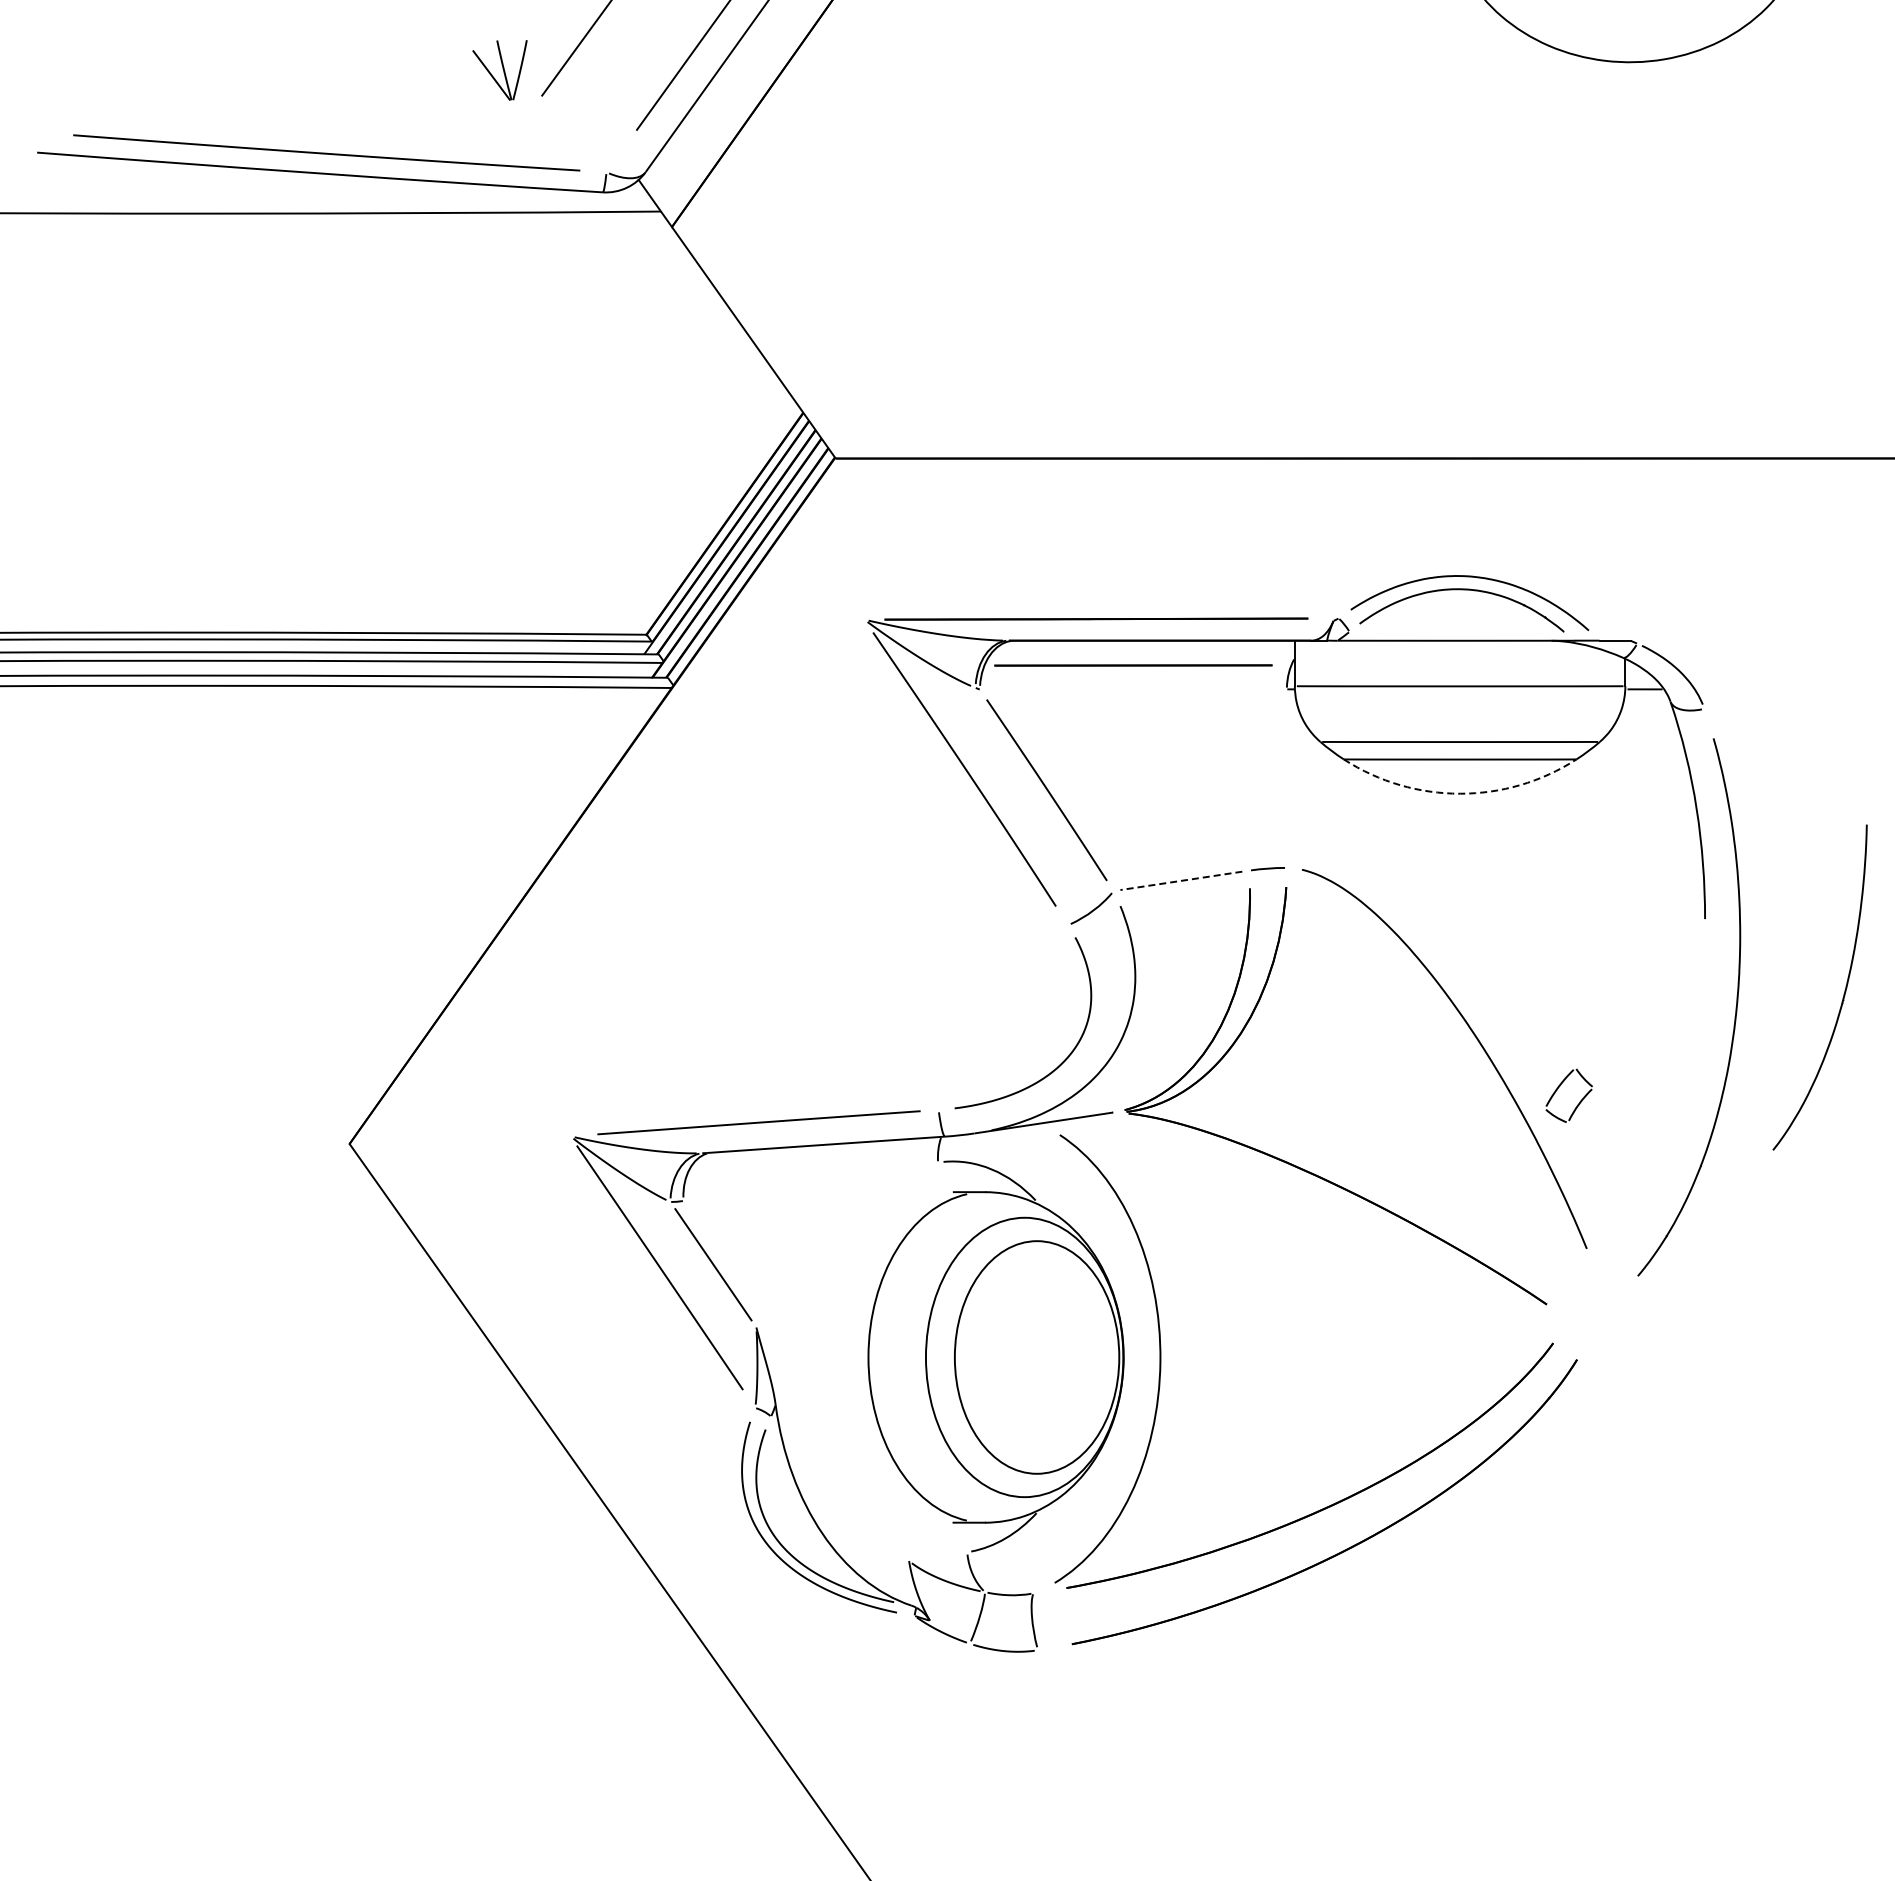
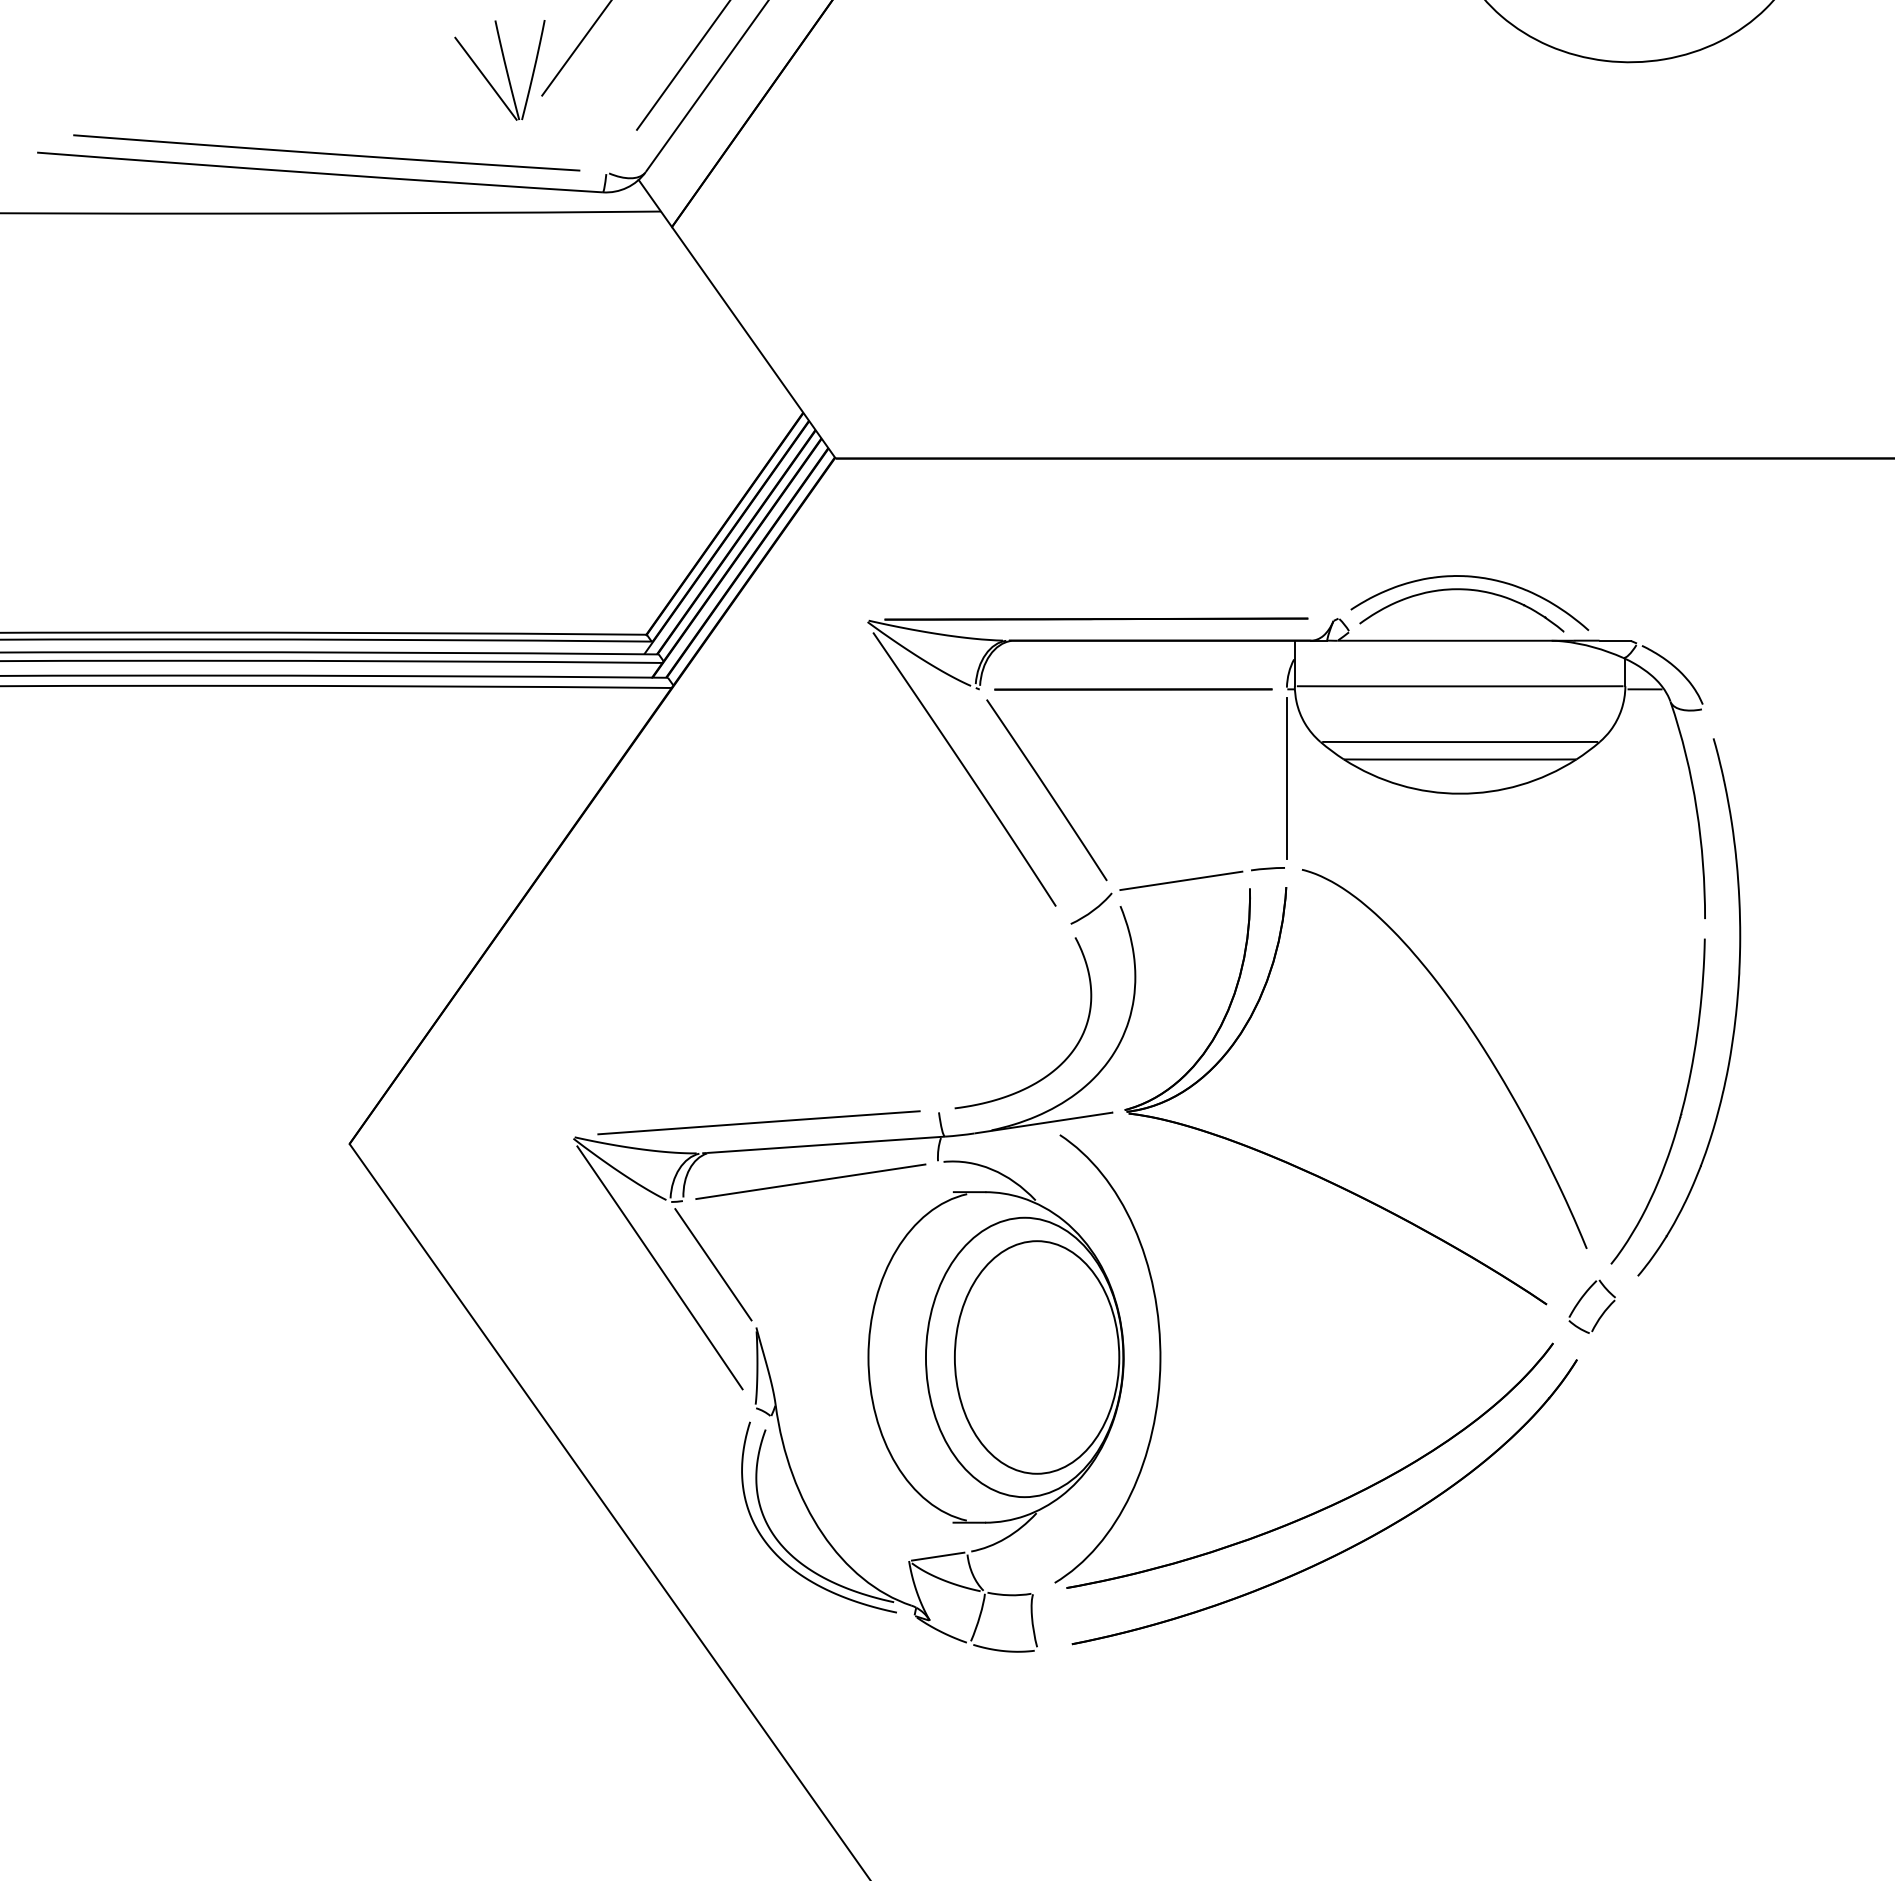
part size: 56x61 px -> 92x101 px (499, 70)
line position: (1133, 665) -> (1133, 689) (1133, 689)
line: none -> present (1286, 778)
arc: dashed -> solid (1460, 793)
line: dashed -> solid (1181, 880)
part position: (1843, 994) -> (1681, 1108) (1681, 1108)
part position: (1560, 1086) -> (1583, 1297) (1583, 1297)
line: none -> present (810, 1181)
line: none -> present (937, 1556)
